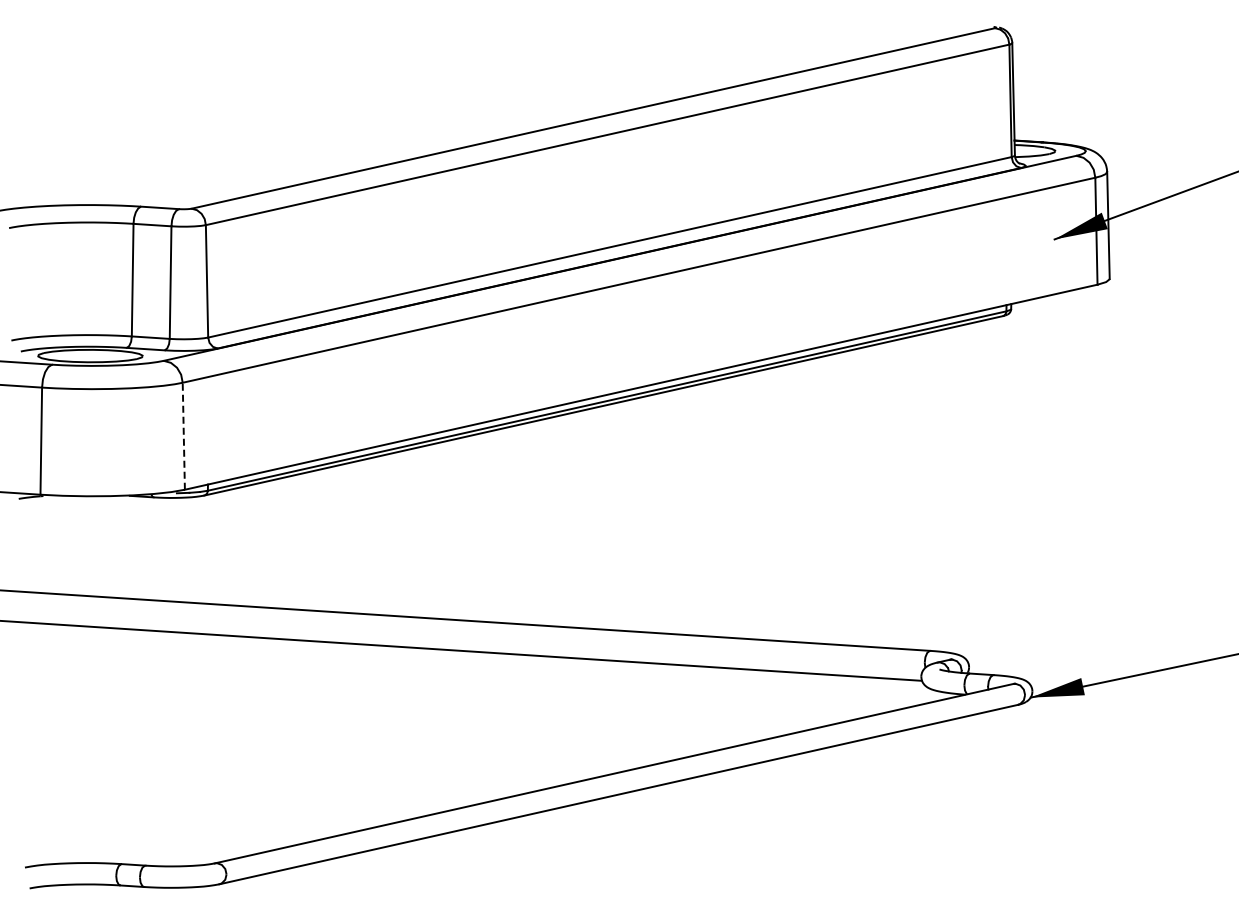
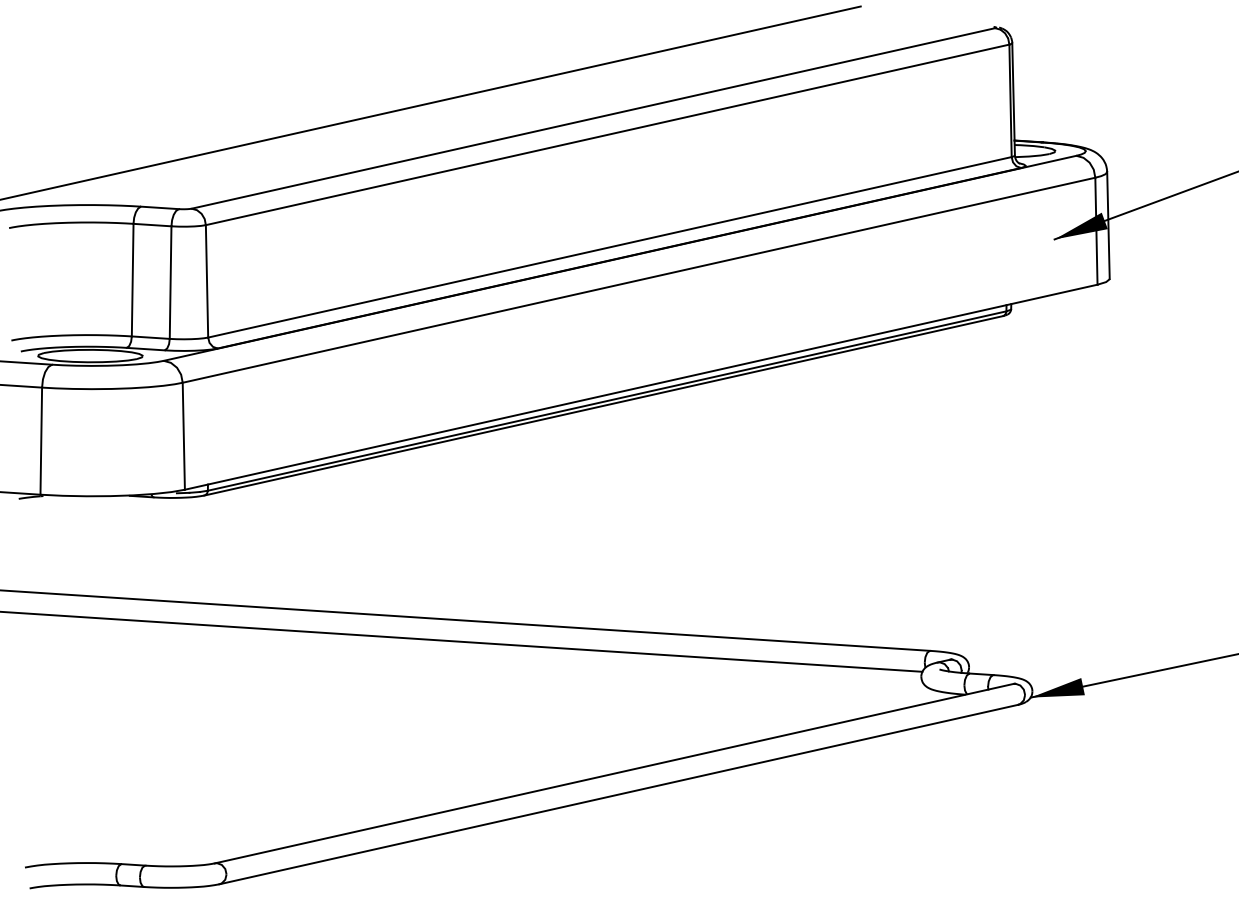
line: none -> present (431, 102)
line: dashed -> solid (183, 435)
line position: (461, 650) -> (462, 641) (462, 641)
